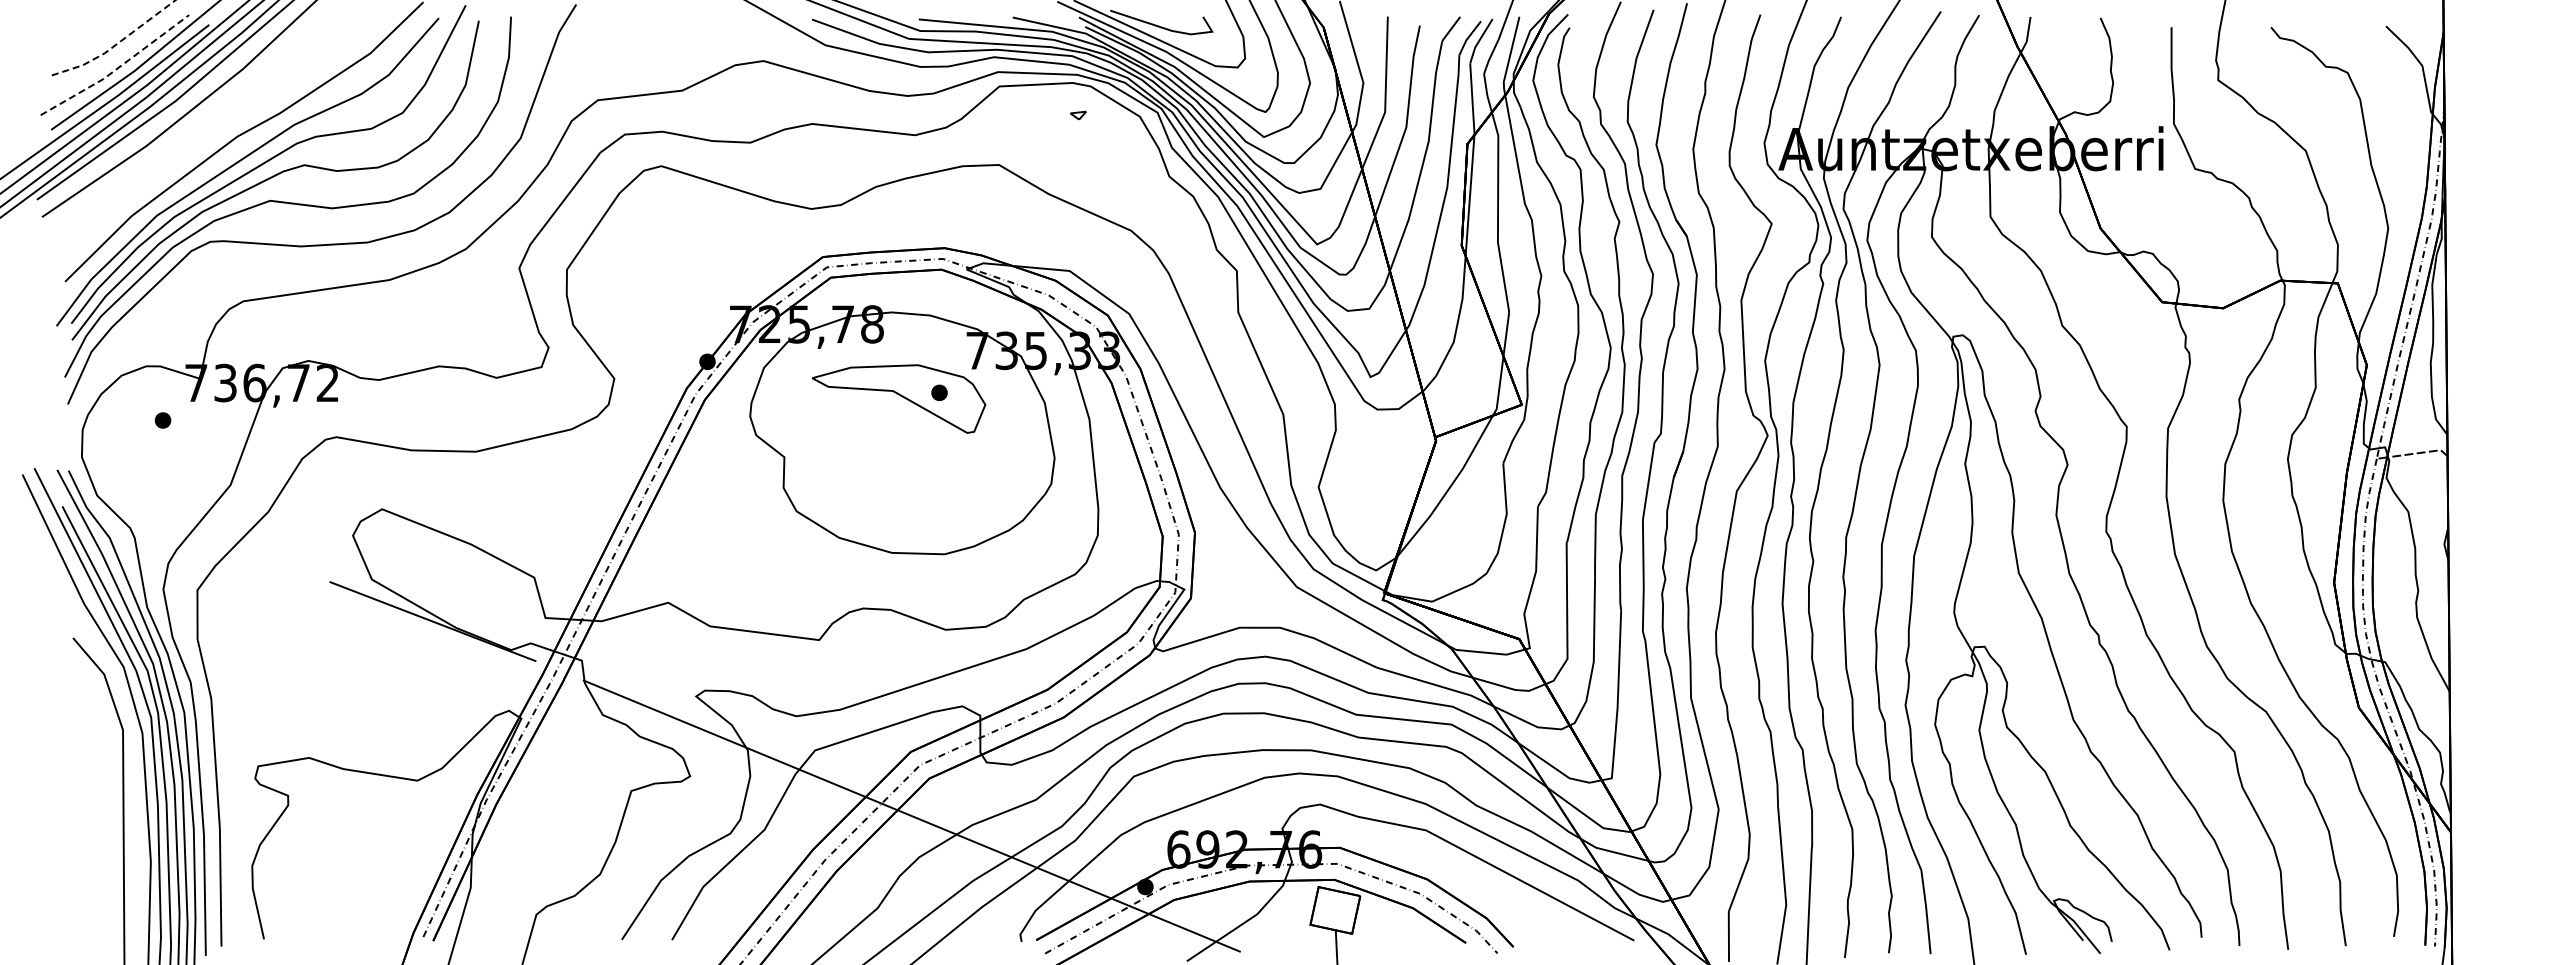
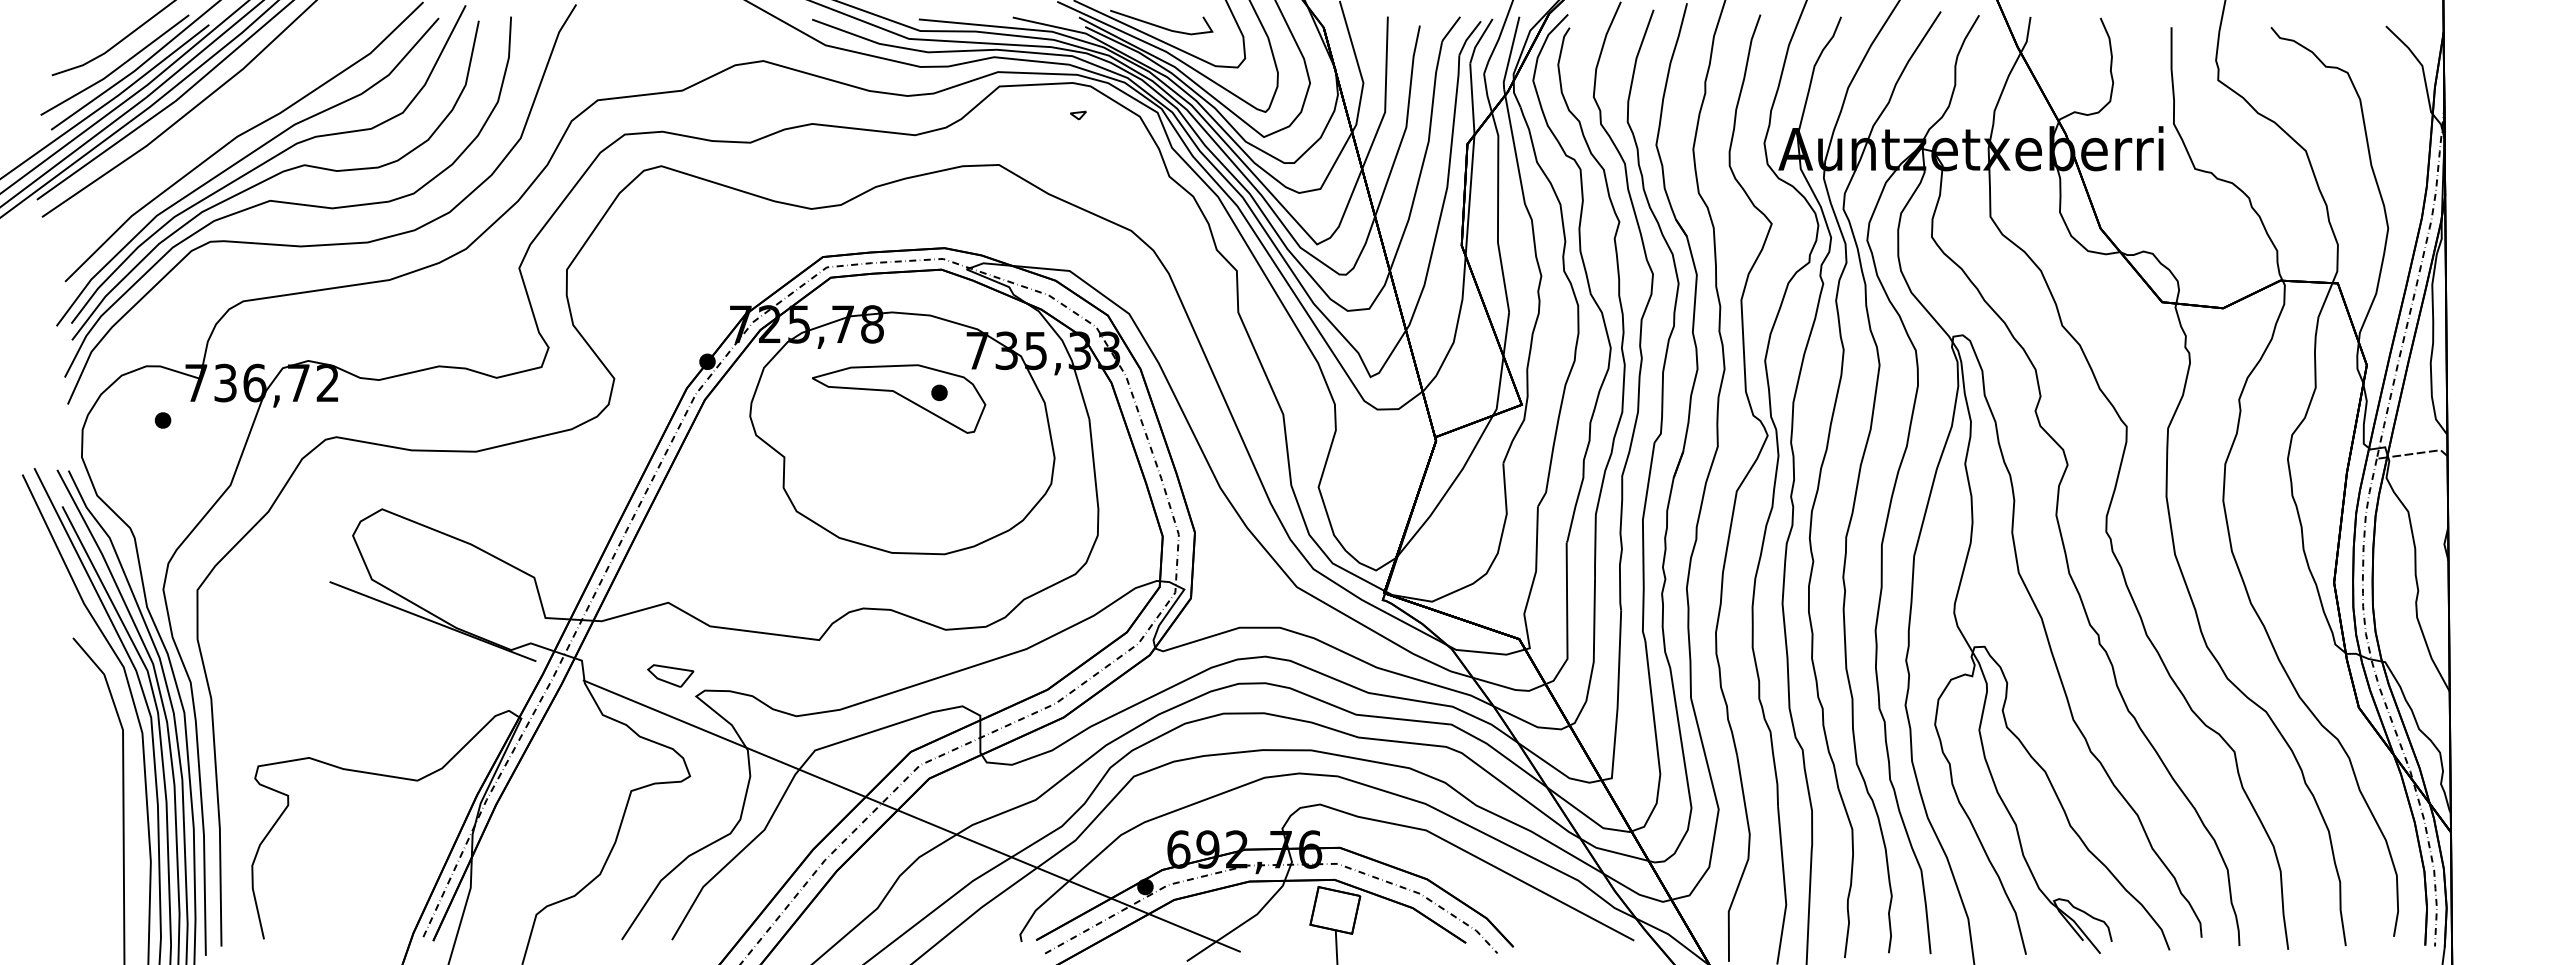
line: dashed -> solid (116, 44)
line: dashed -> solid (117, 68)
part: none -> present (670, 675)
